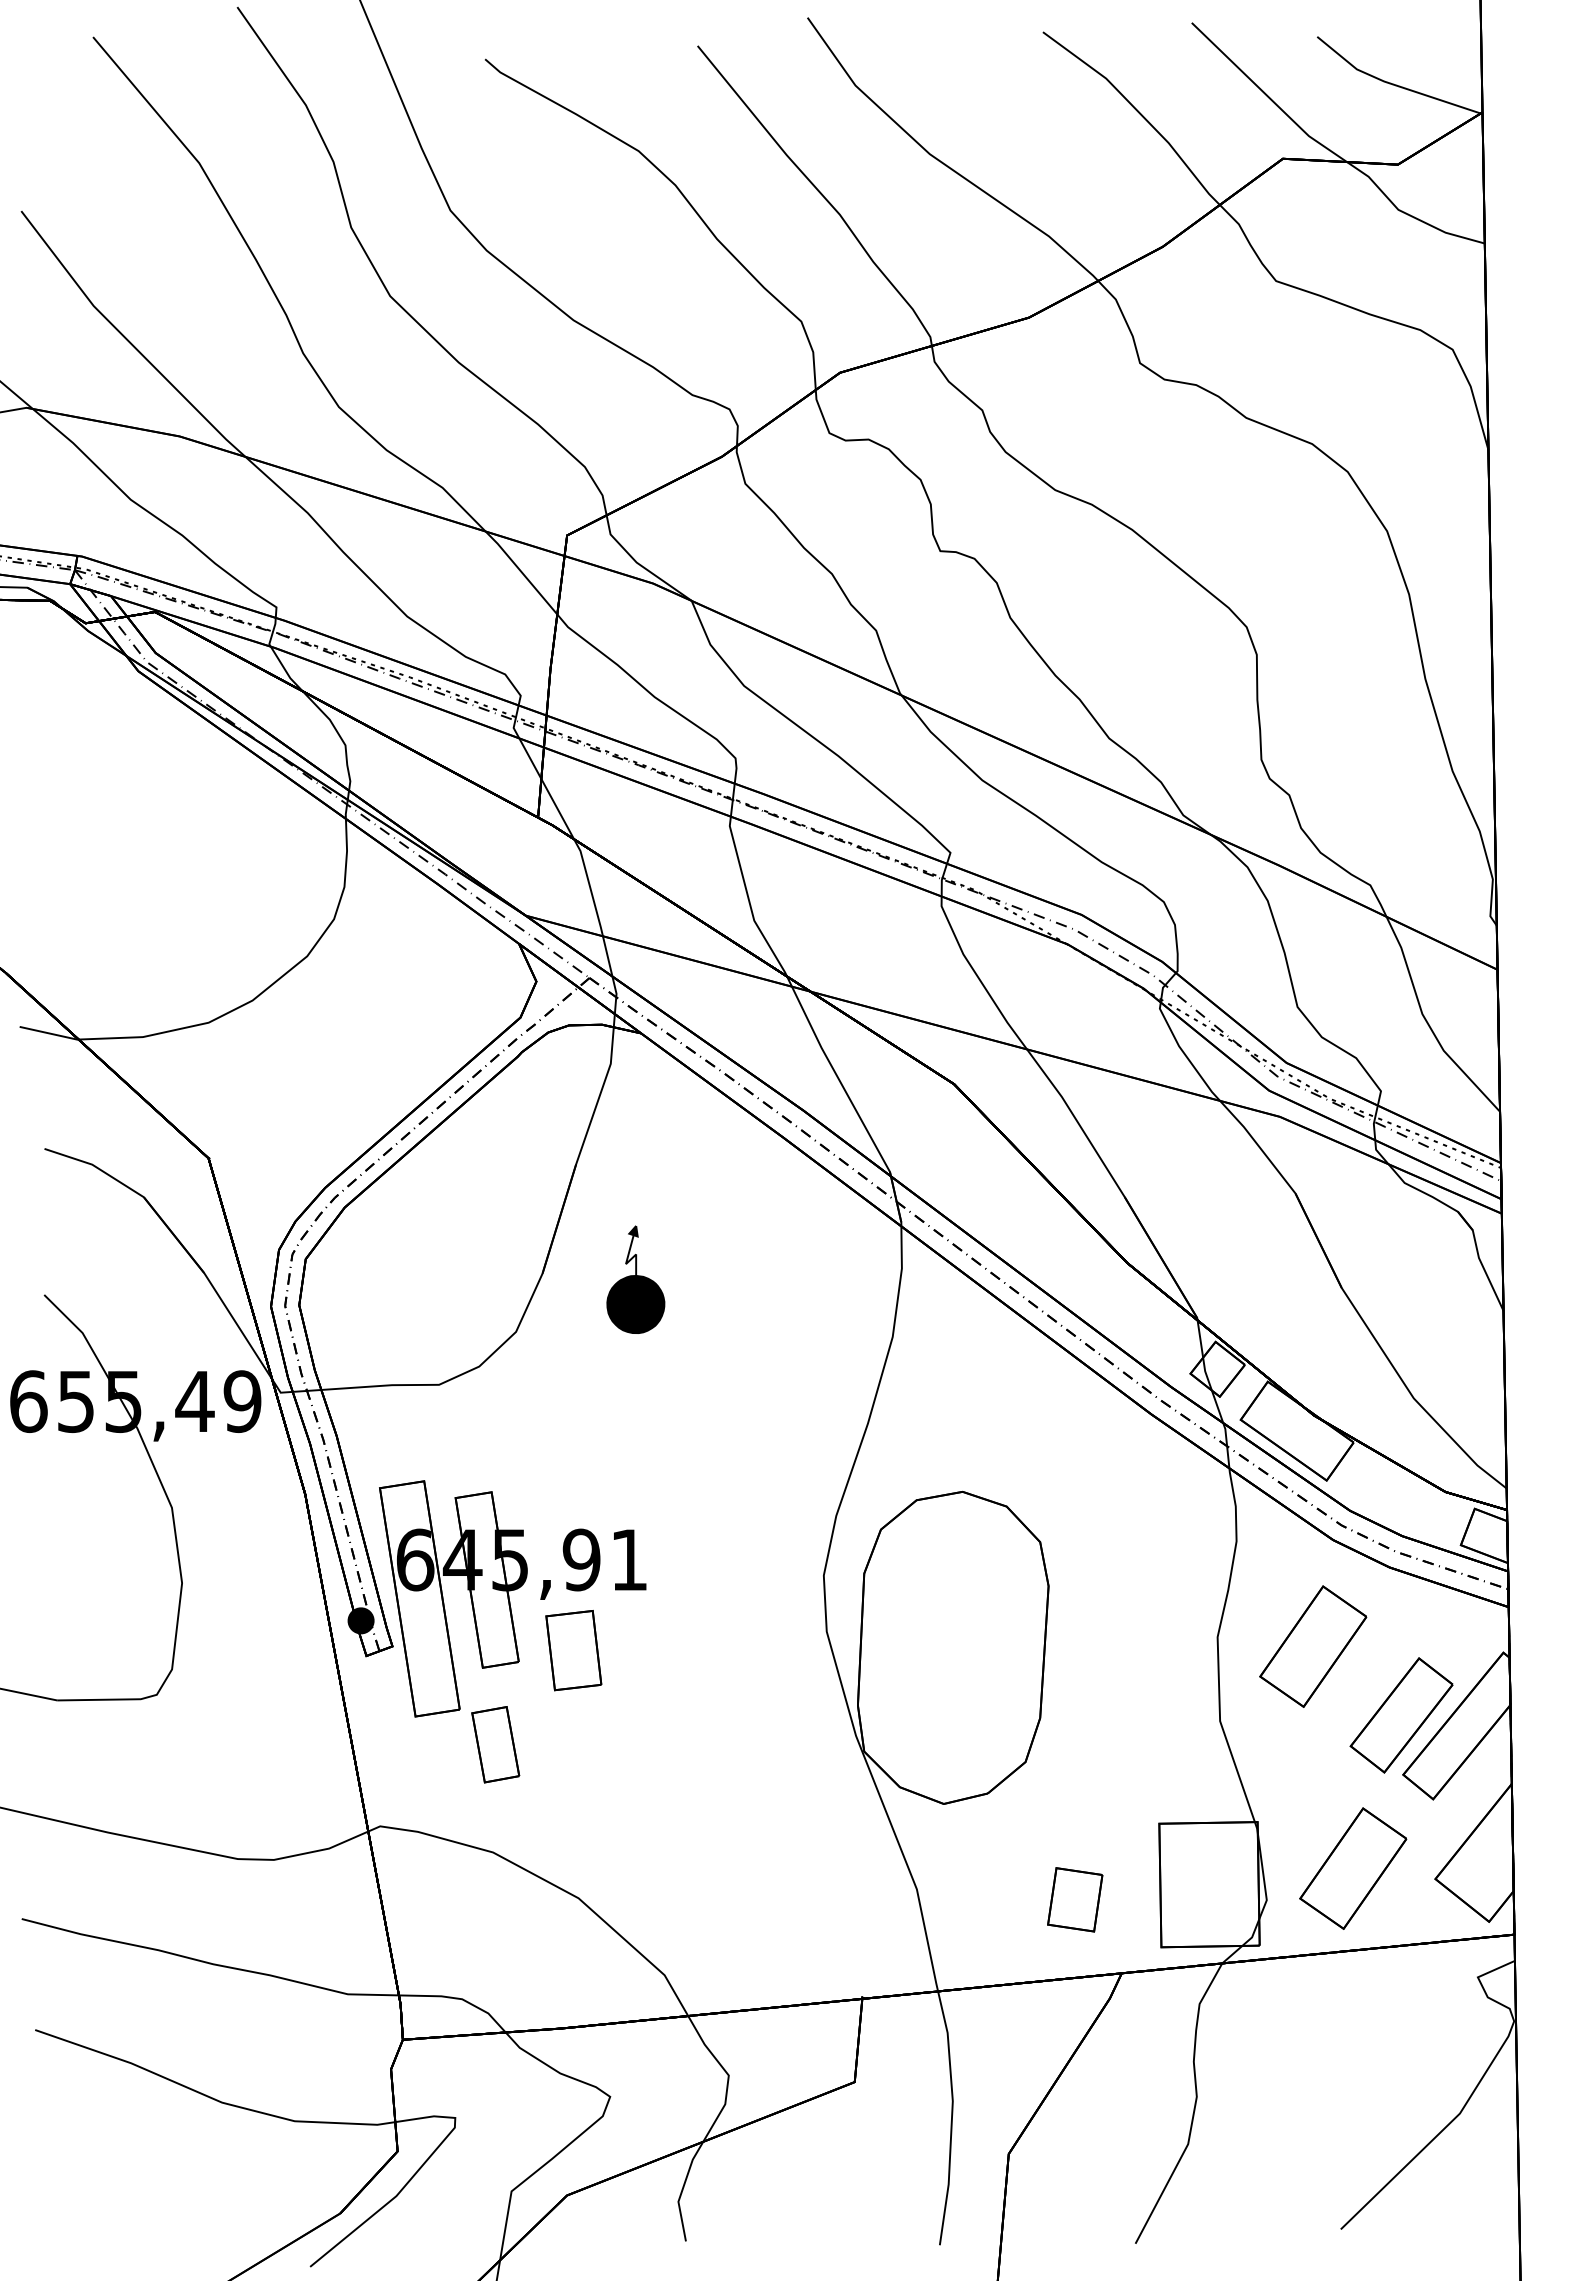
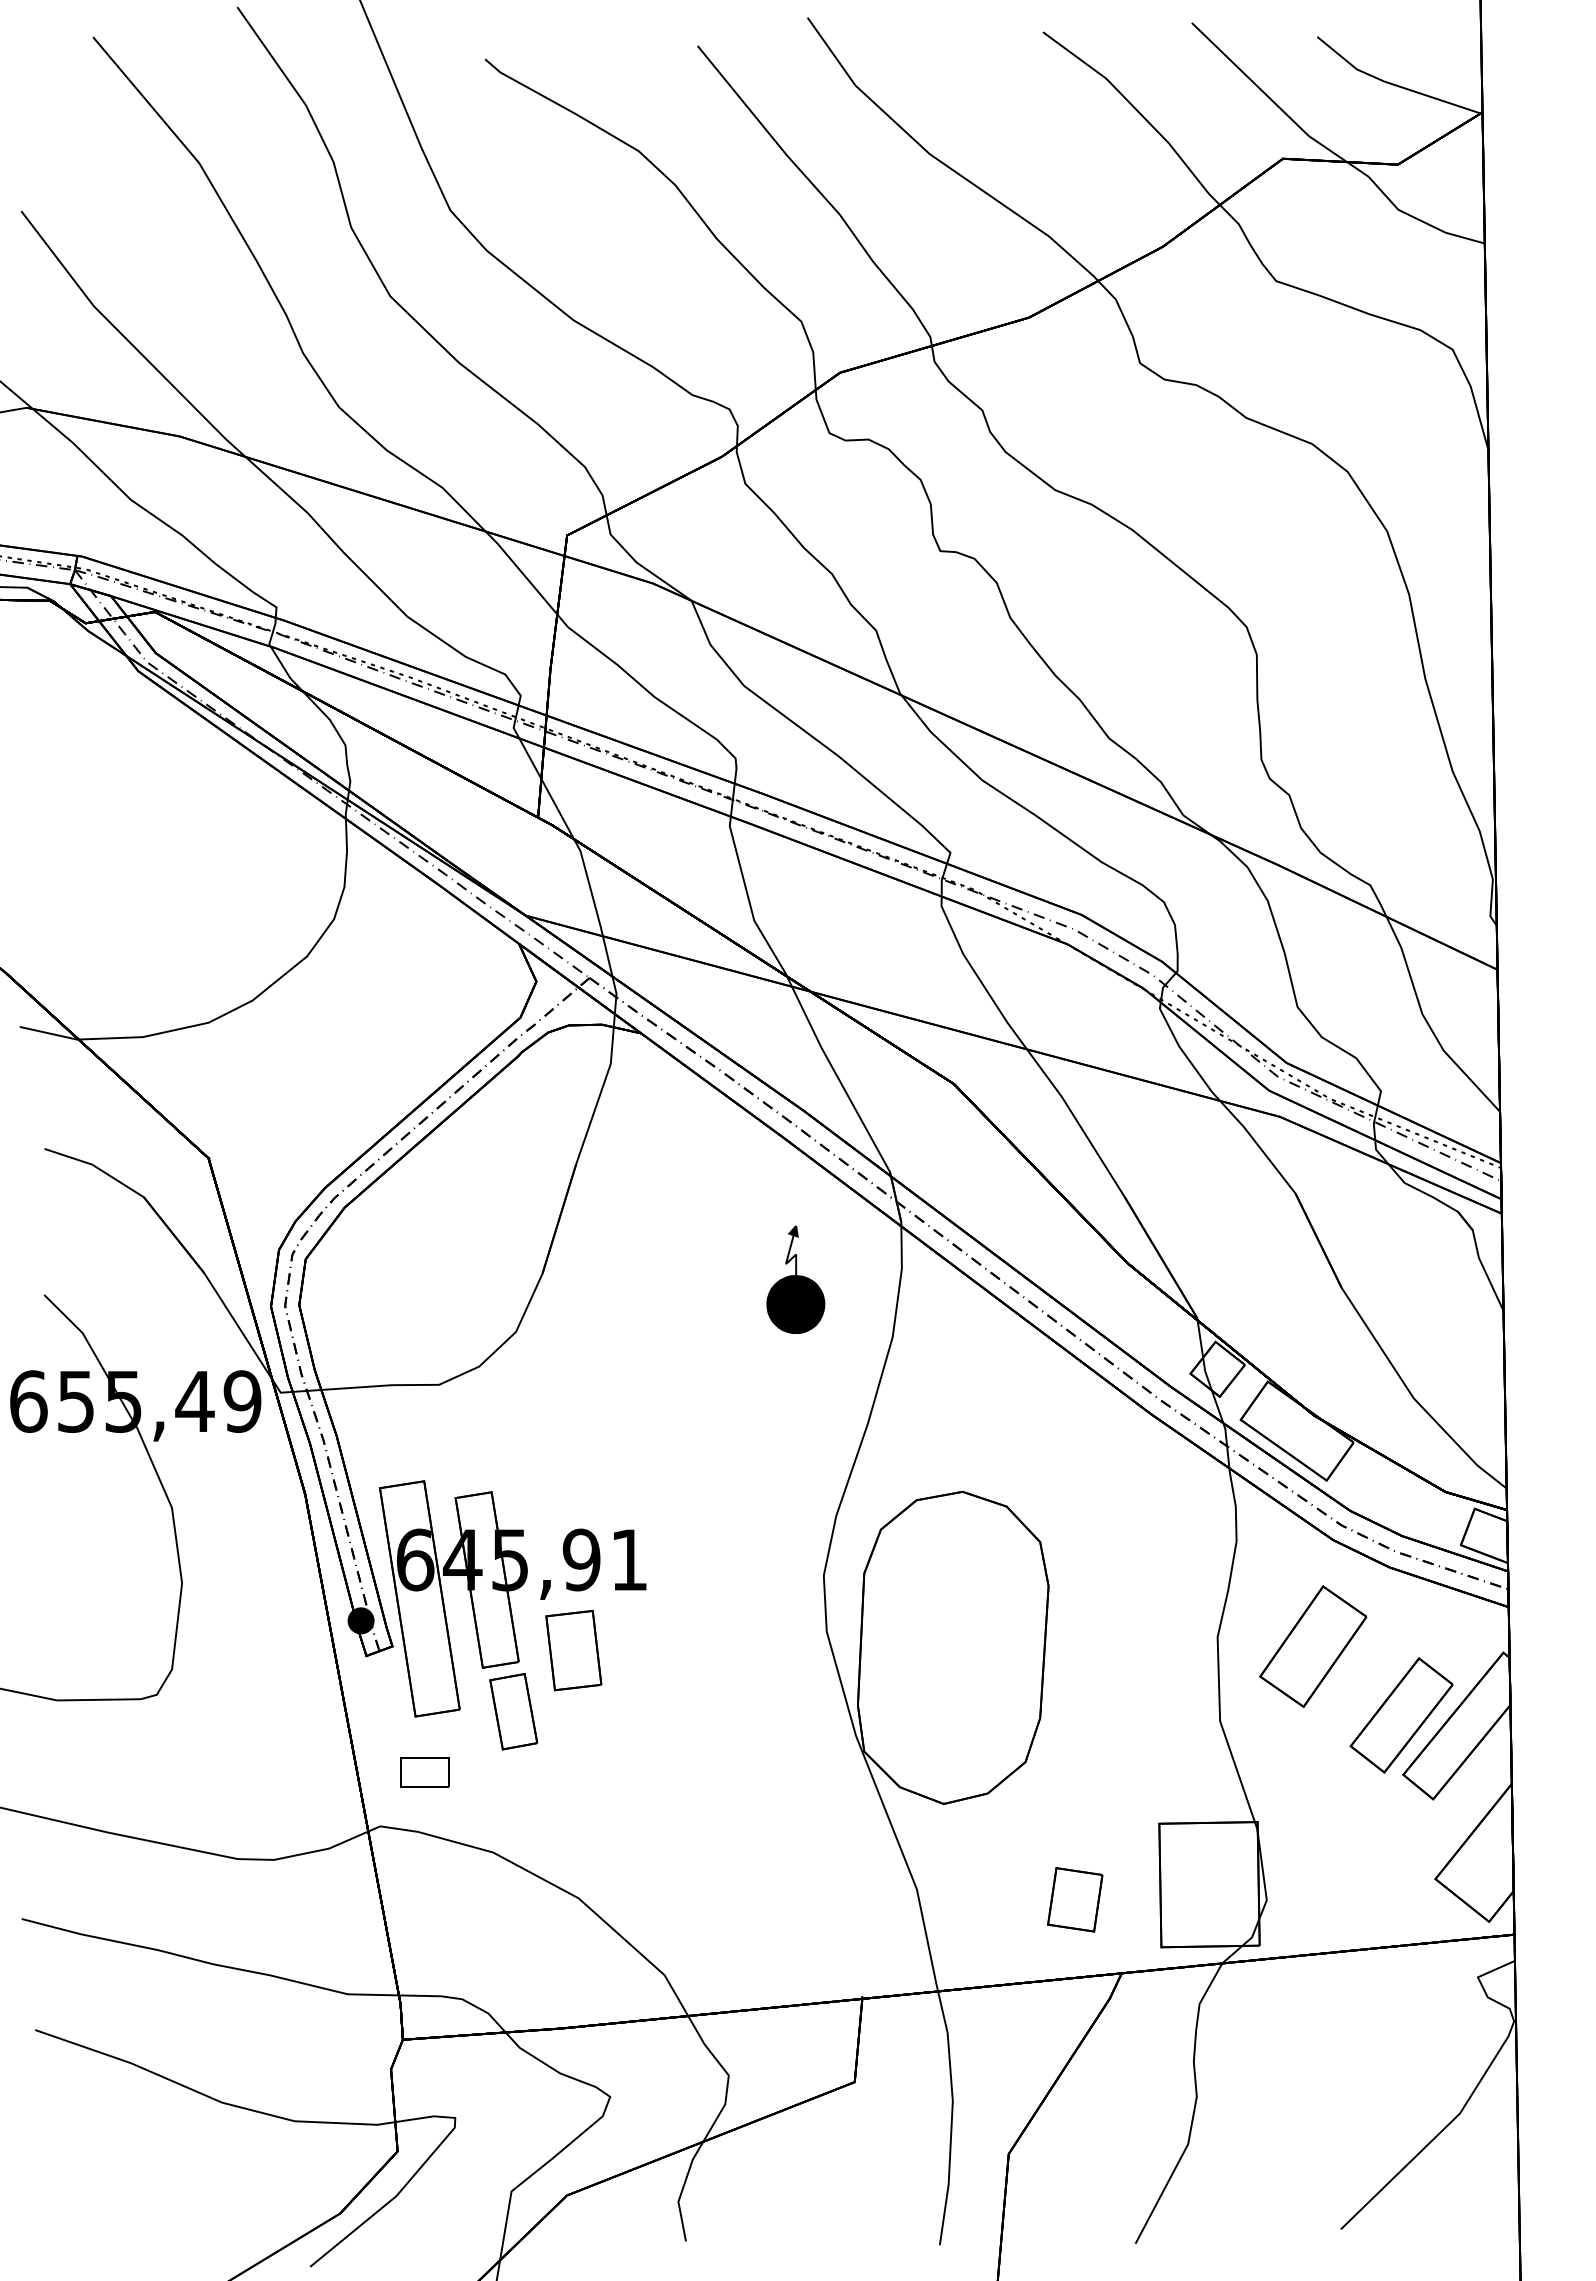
part position: (635, 1279) -> (795, 1279) (795, 1279)
part position: (495, 1744) -> (513, 1711) (513, 1711)
part: none -> present (424, 1772)
part: present -> none (1353, 1868)
